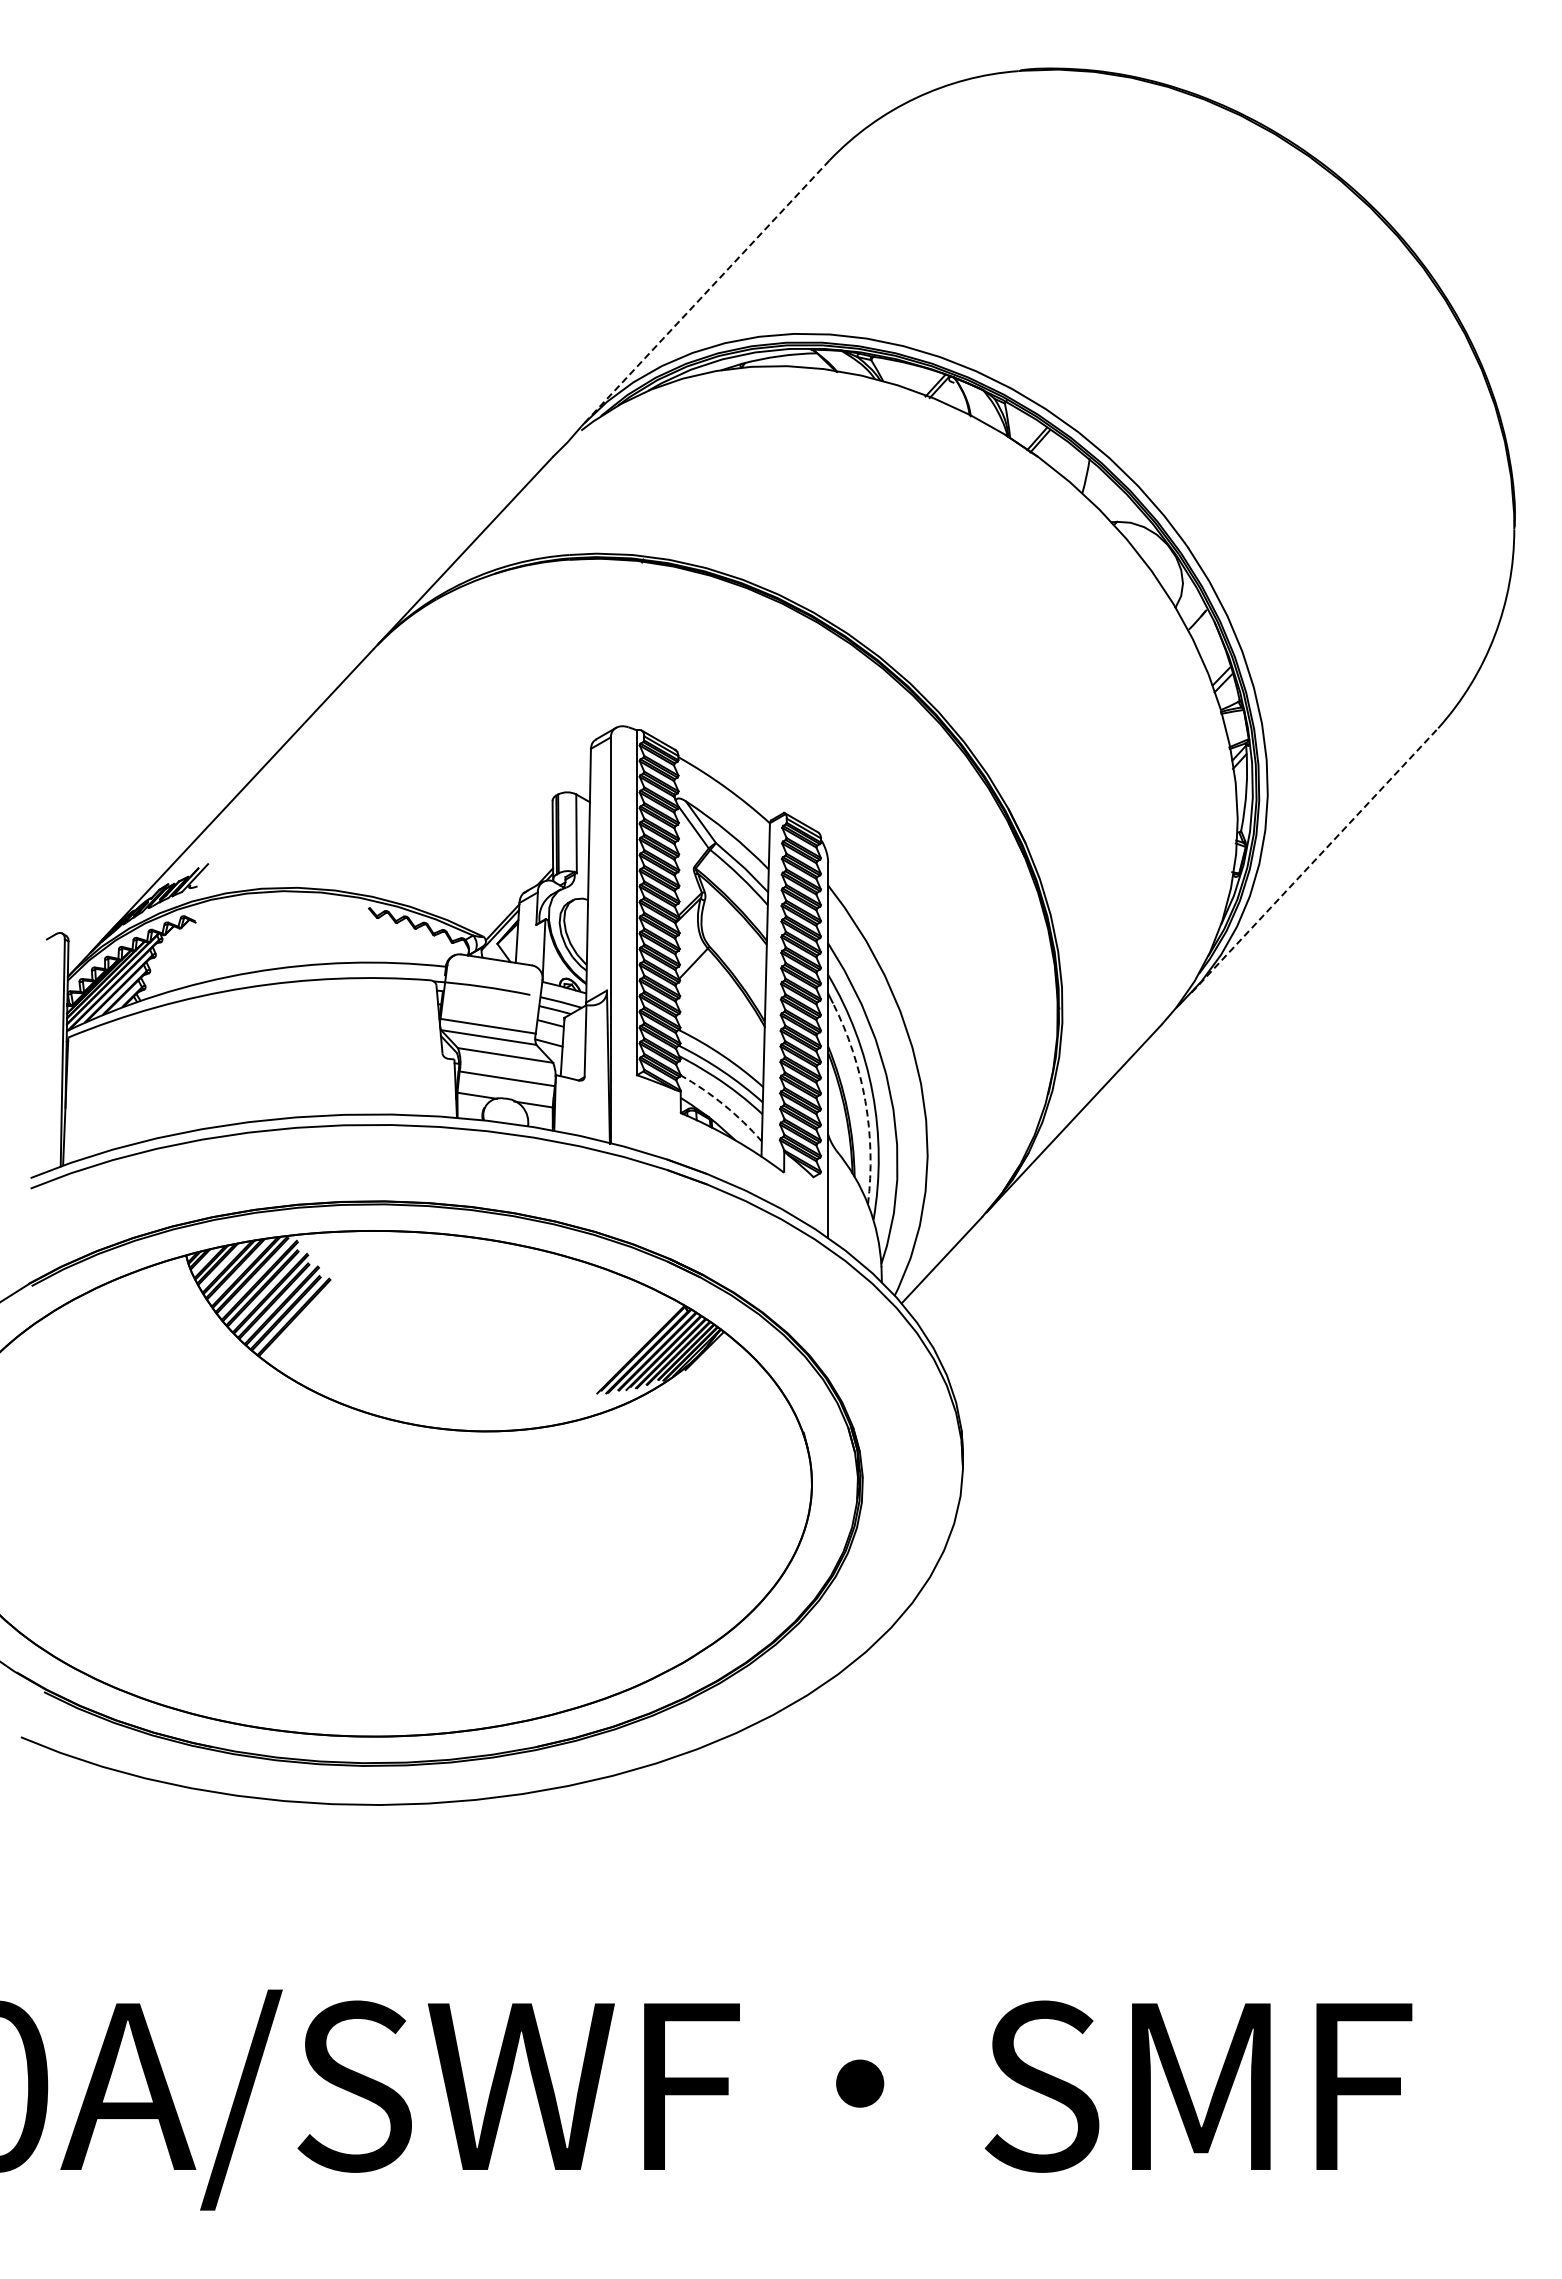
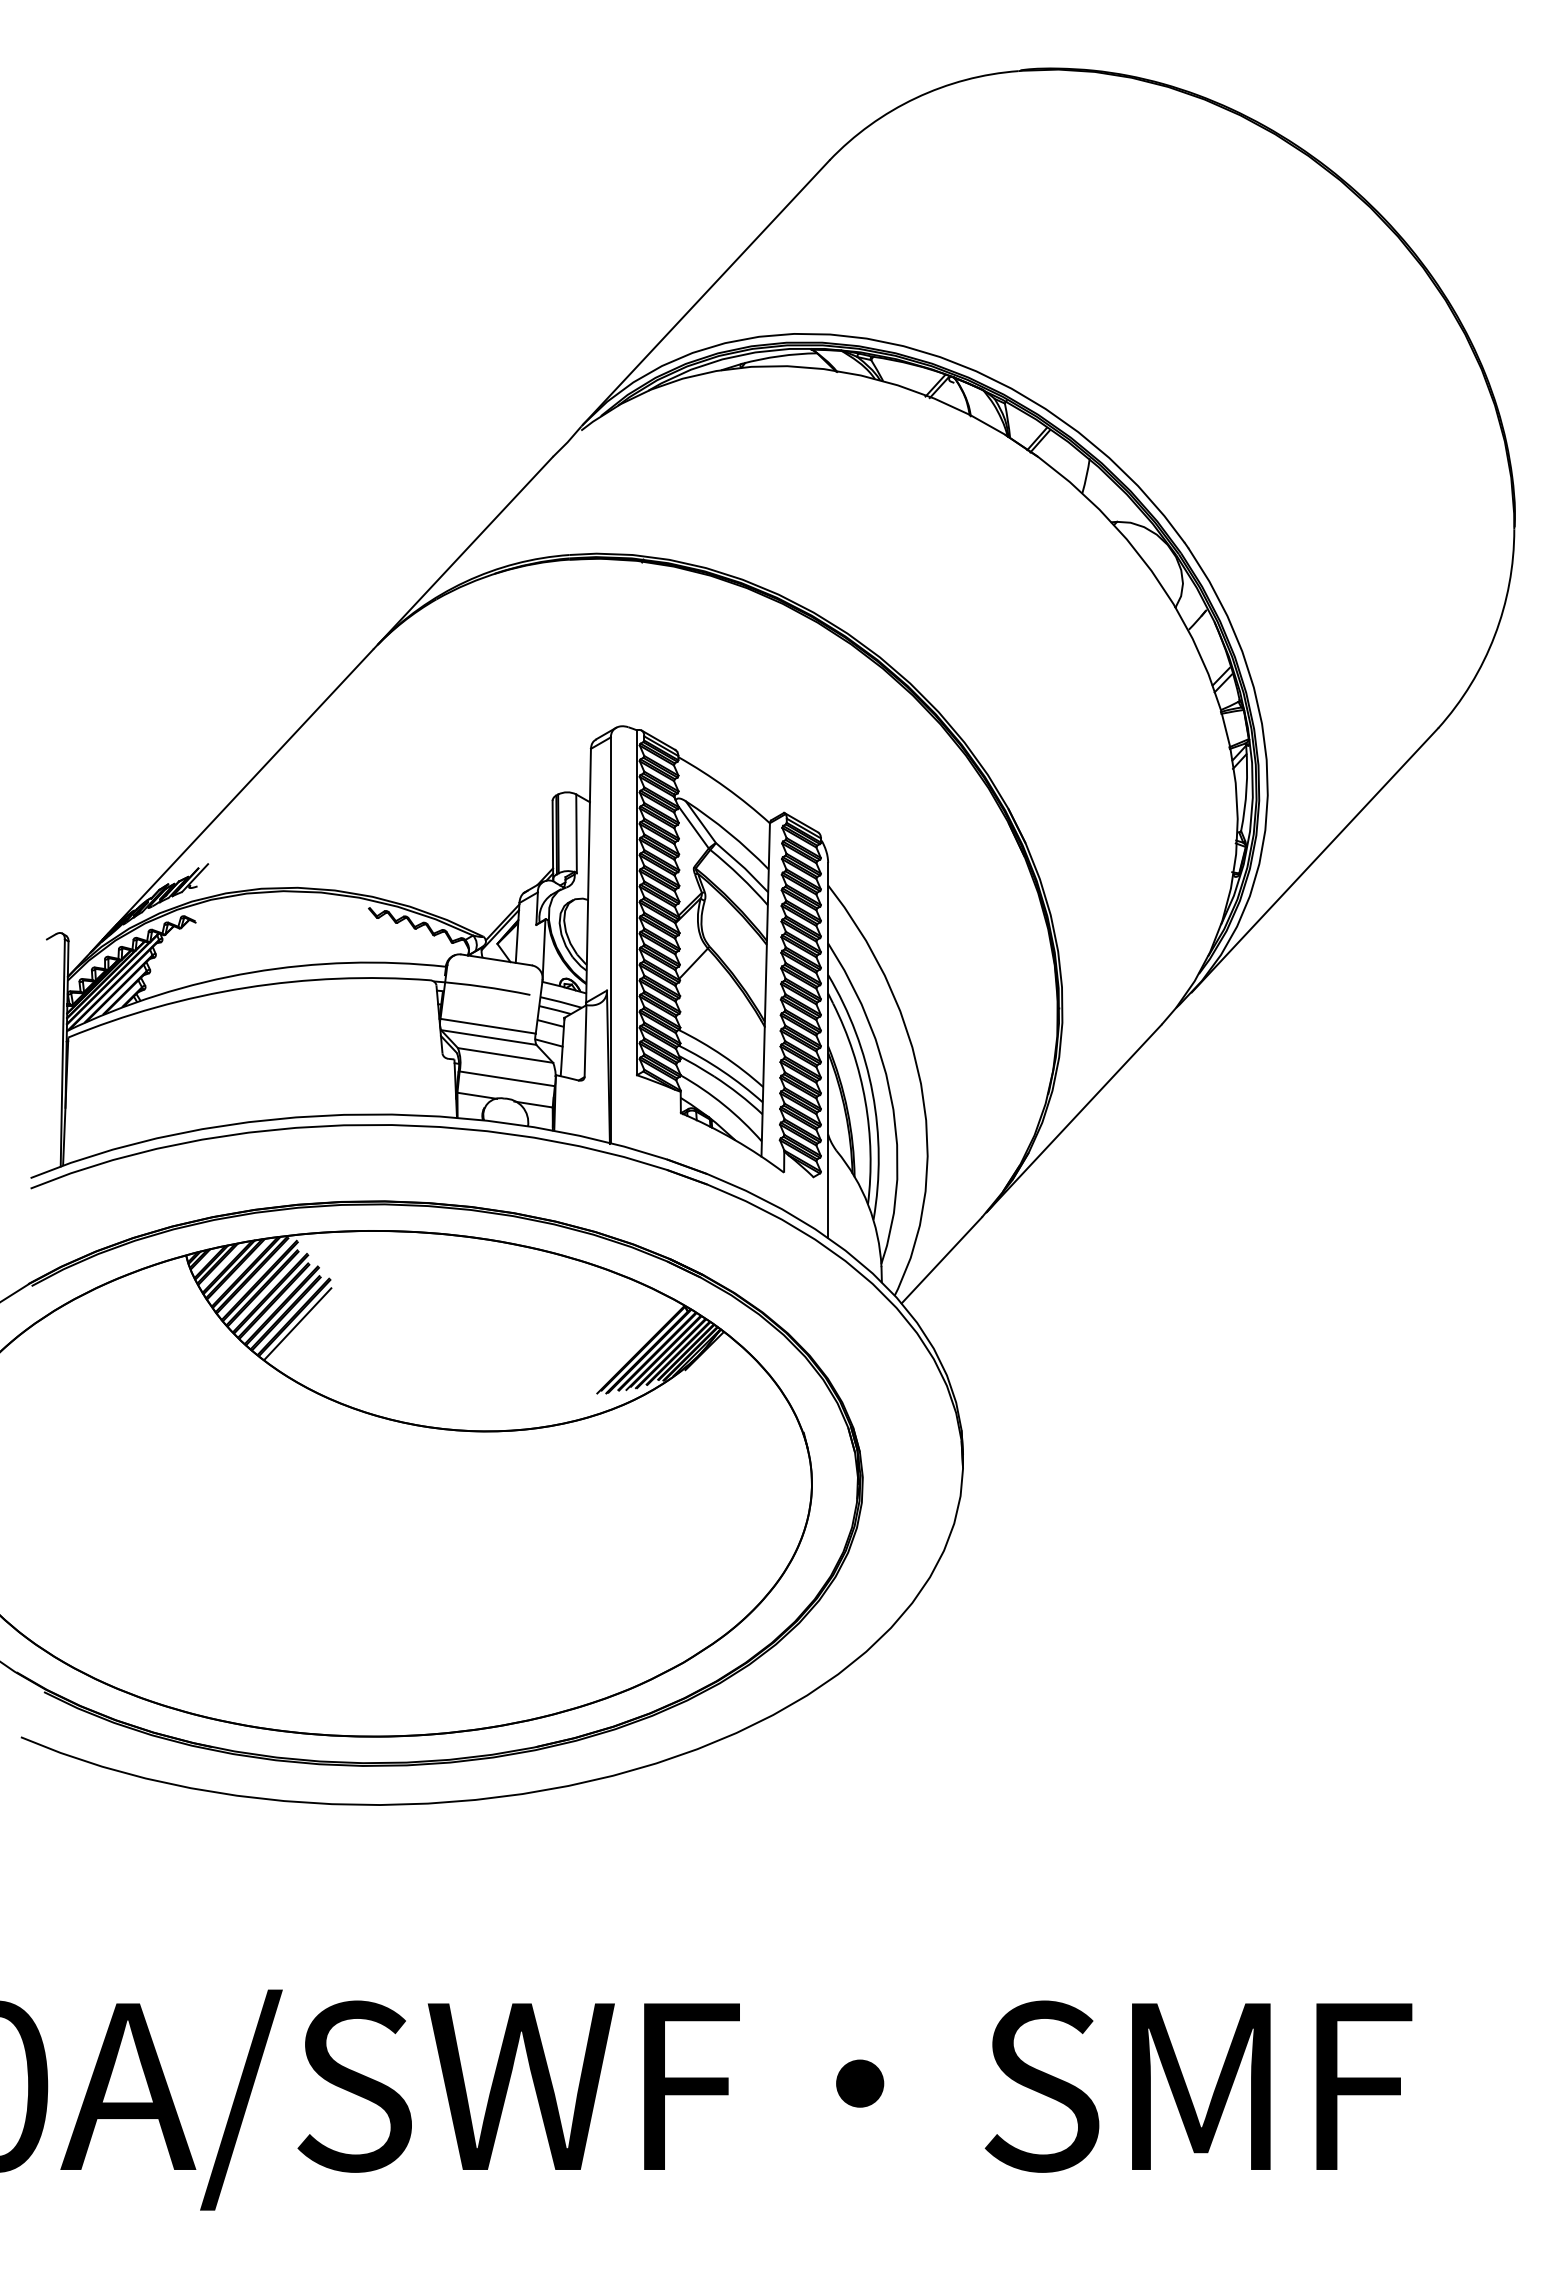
line: dashed -> solid (706, 292)
line: dashed -> solid (1314, 860)
arc: dashed -> solid (865, 1101)
arc: dashed -> solid (724, 1105)
line: none -> present (297, 1323)
